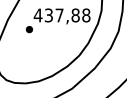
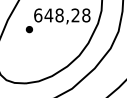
text: 437,88 -> 648,28 (56, 15)
